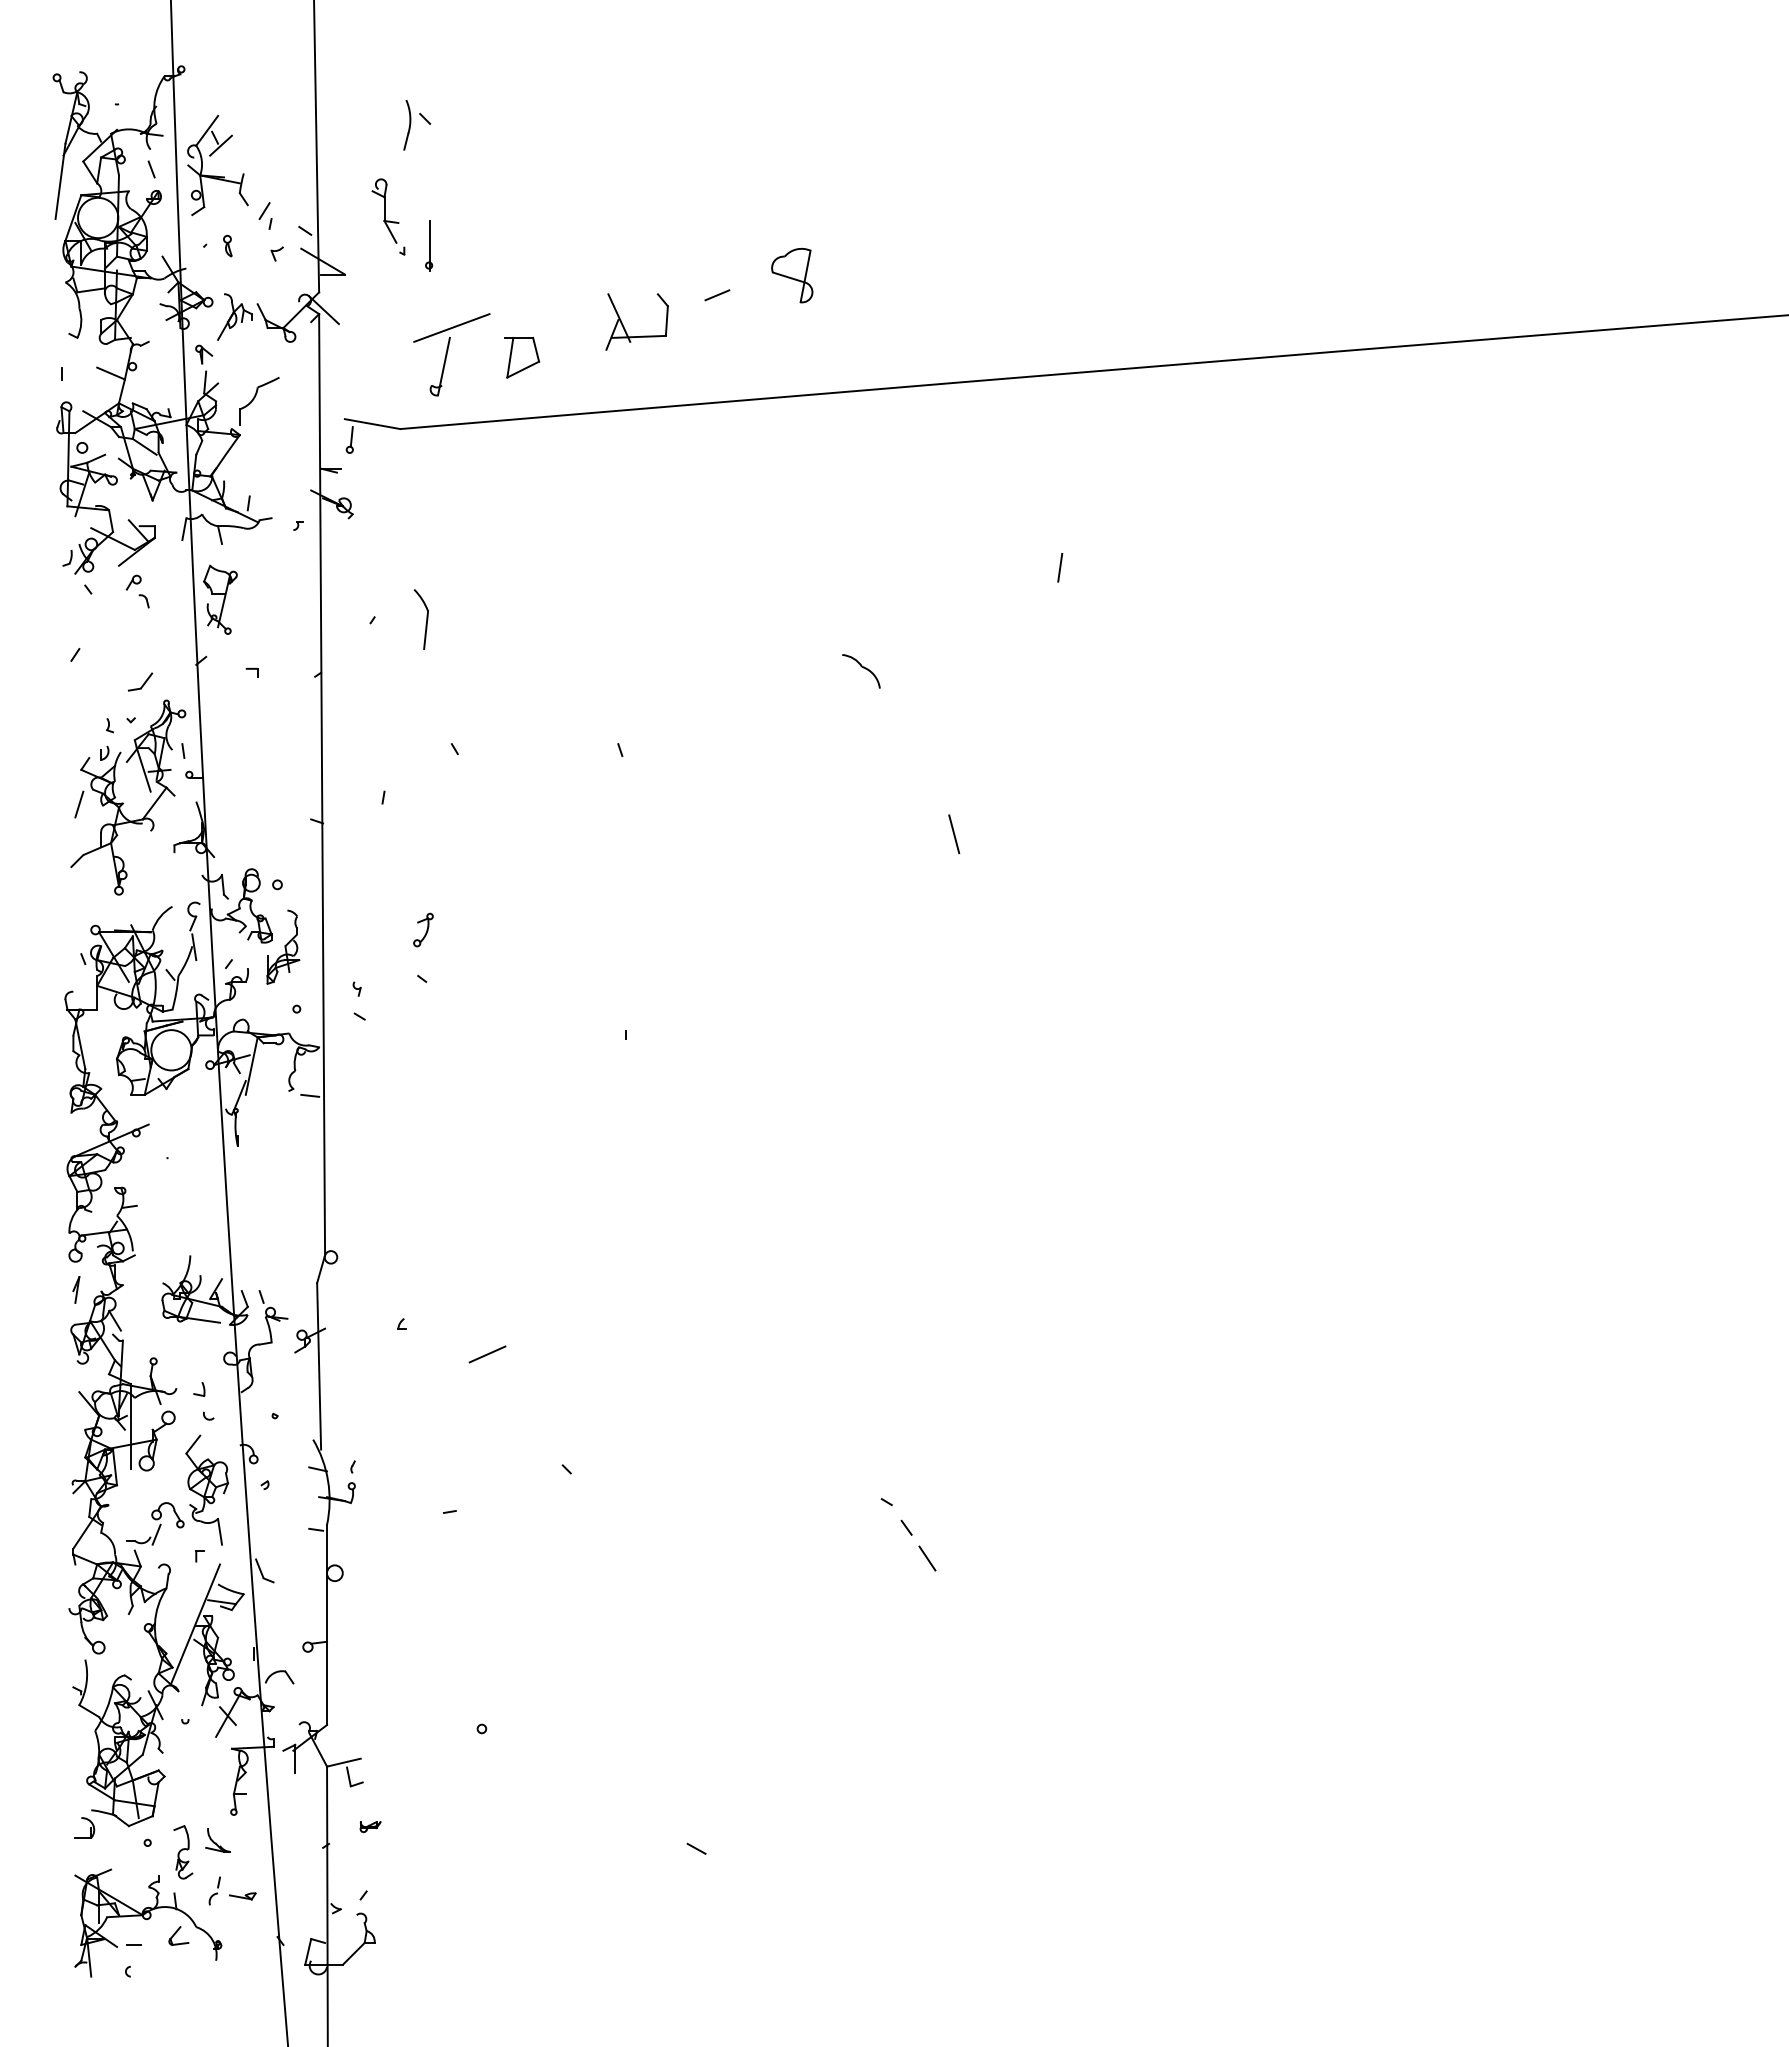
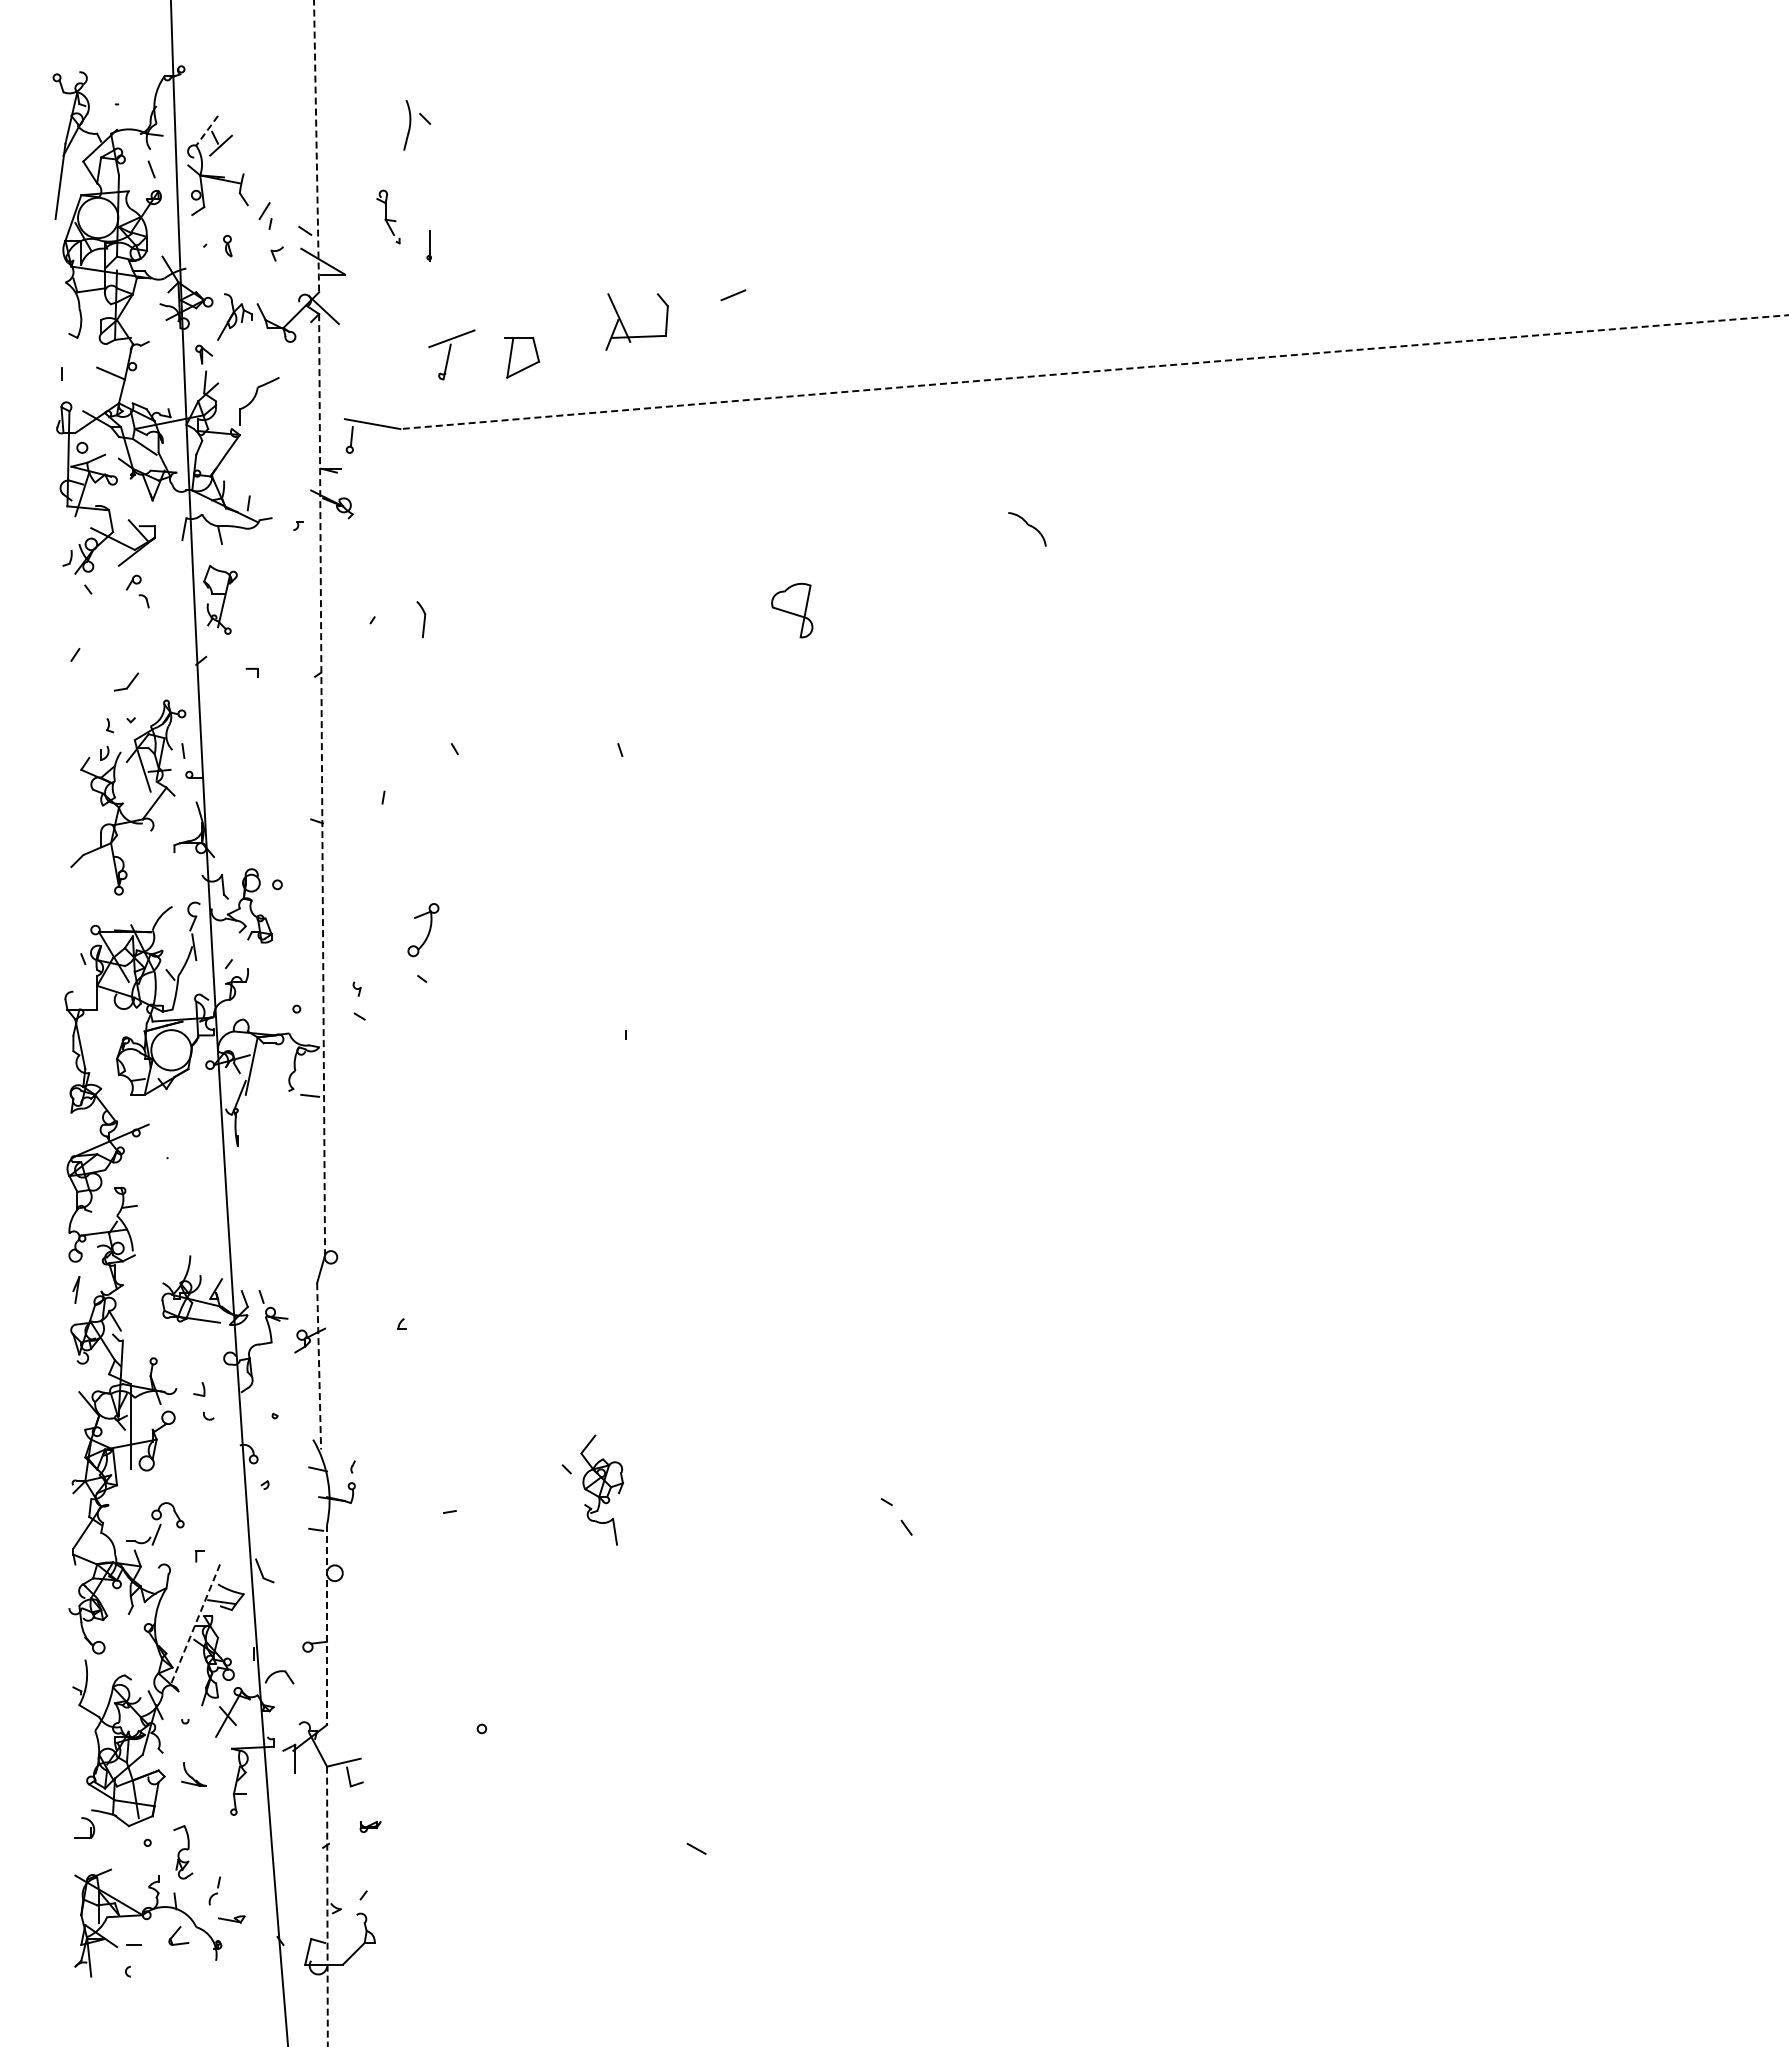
line: solid -> dashed (206, 131)
line: solid -> dashed (316, 146)
part size: 35x78 px -> 25x56 px (388, 216)
part size: 9x52 px -> 6x32 px (428, 245)
part position: (792, 275) -> (792, 610) (792, 610)
line position: (717, 295) -> (733, 295) (733, 295)
part size: 78x84 px -> 48x52 px (451, 354)
arc: solid -> dashed (1094, 371)
line: present -> none (1060, 567)
part size: 16x61 px -> 11x38 px (421, 619)
part position: (861, 671) -> (1027, 529) (1027, 529)
part position: (140, 681) -> (126, 681) (126, 681)
line: solid -> dashed (322, 784)
line: present -> none (79, 804)
line: present -> none (954, 834)
part size: 21x36 px -> 33x55 px (423, 930)
part: present -> none (283, 946)
line: present -> none (487, 1354)
line: solid -> dashed (319, 1366)
part position: (206, 1489) -> (601, 1489) (601, 1489)
line: present -> none (927, 1558)
line: solid -> dashed (195, 1625)
line: solid -> dashed (327, 1625)
part position: (217, 1840) -> (193, 1774) (193, 1774)
part position: (242, 1896) -> (231, 1919) (231, 1919)
line: solid -> dashed (327, 1906)
